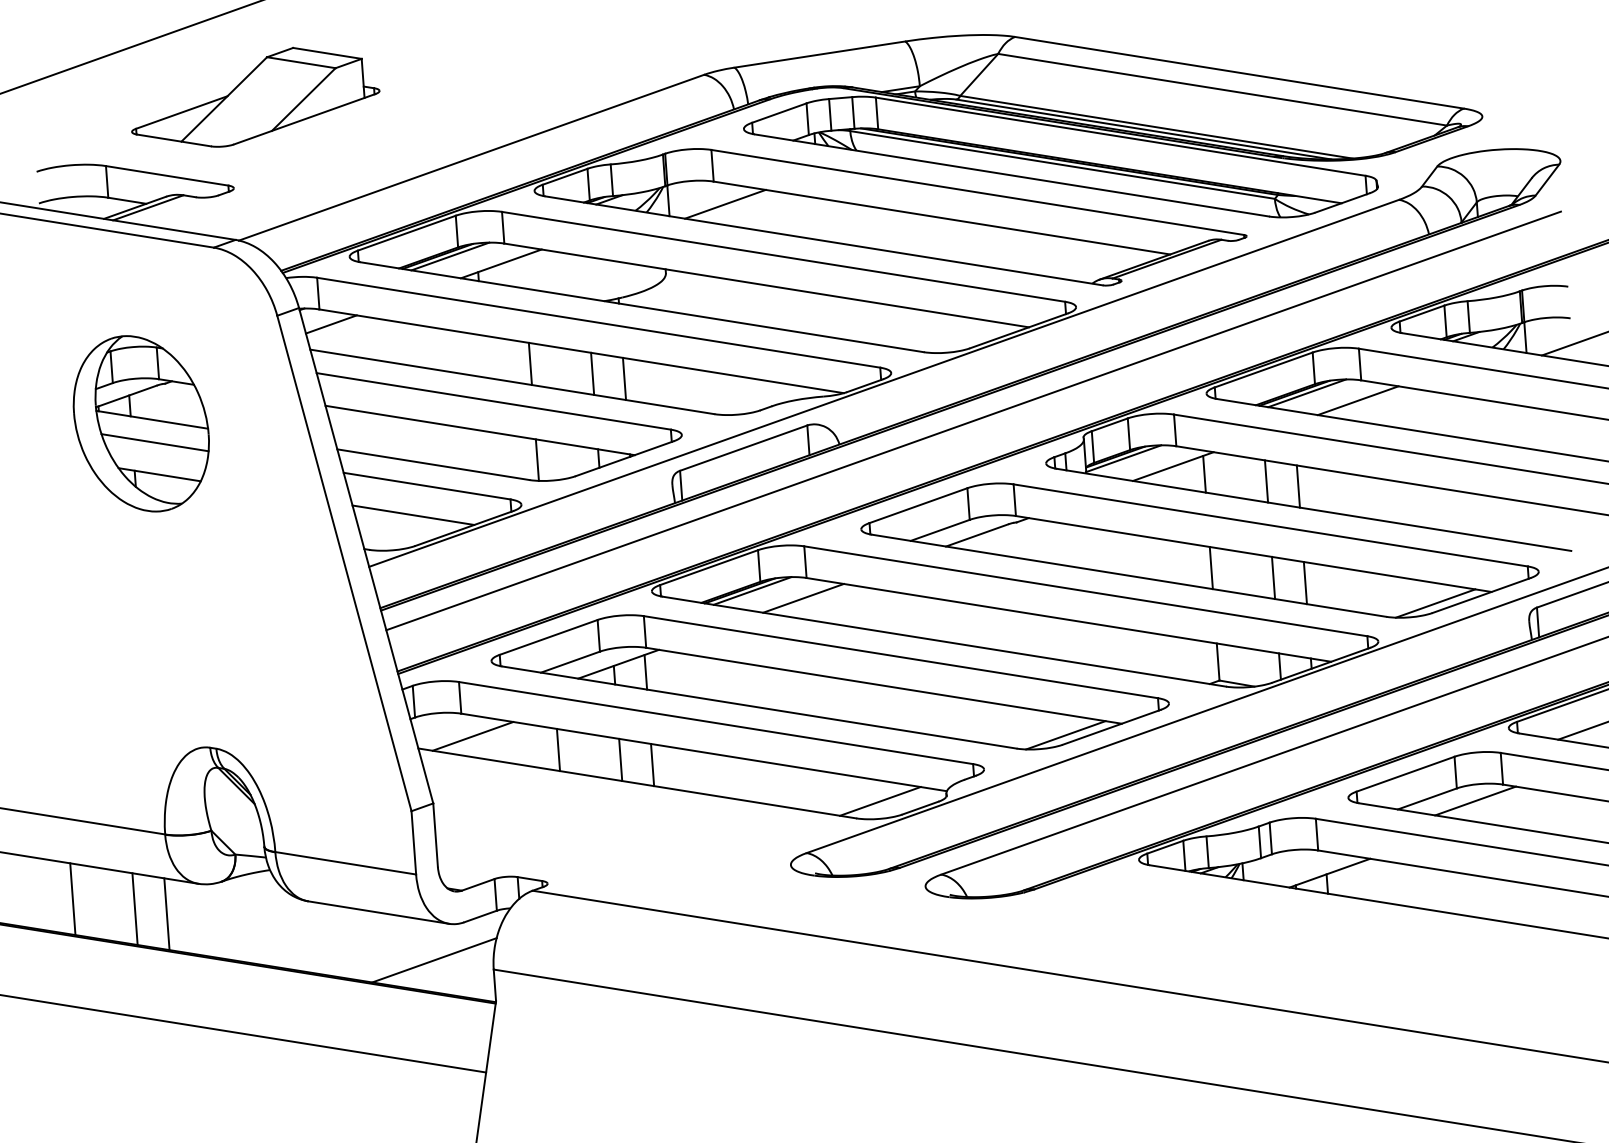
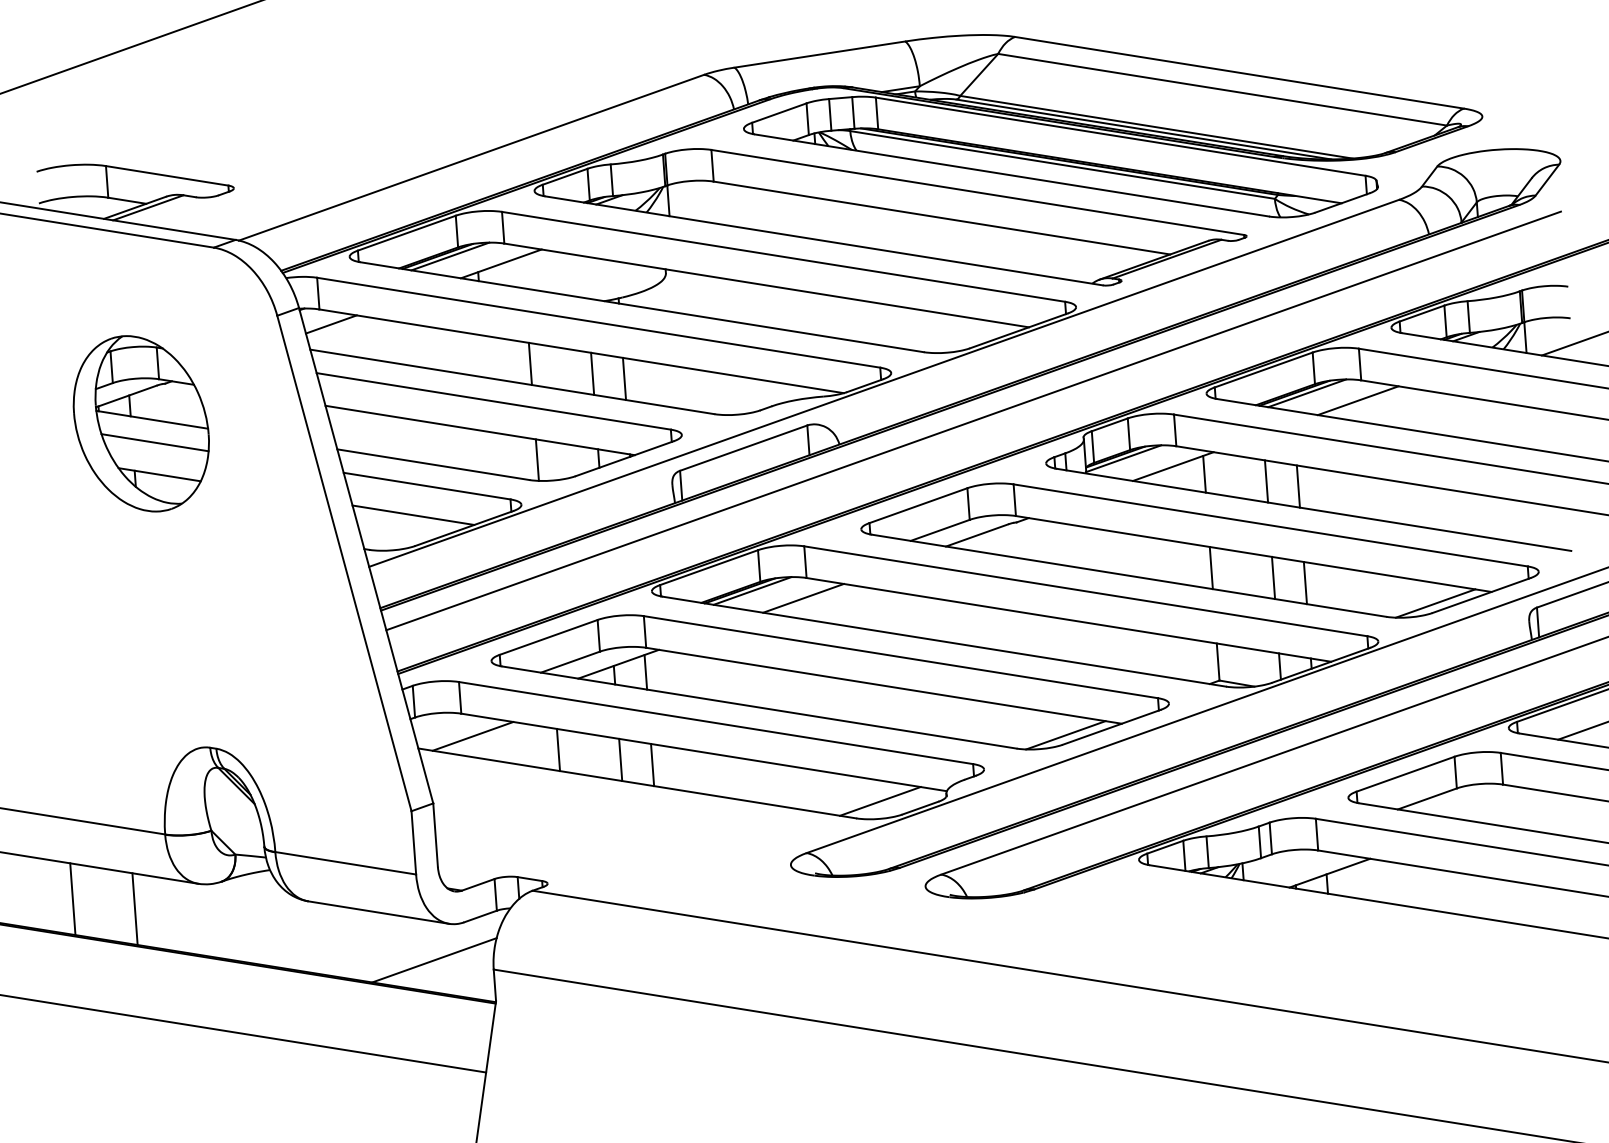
part: present -> none (255, 96)
line: present -> none (725, 203)
line: present -> none (1475, 800)
line: present -> none (166, 914)
